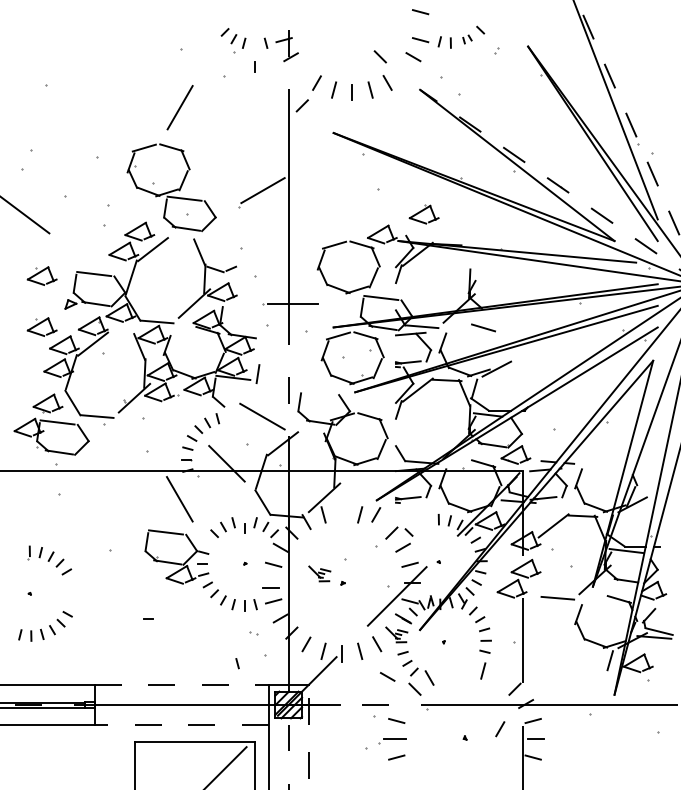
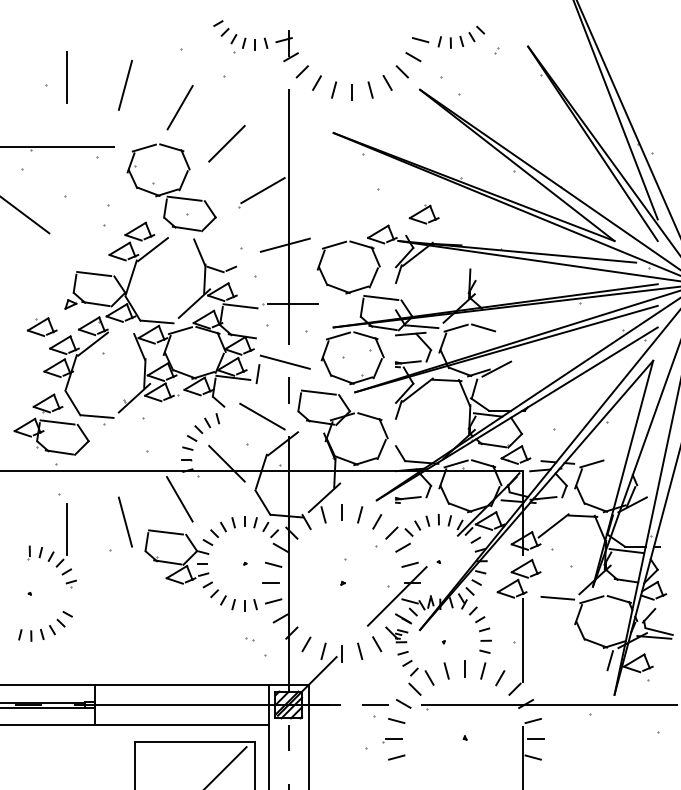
line: present -> none (420, 12)
line: none -> present (218, 23)
part size: 11x11 px -> 17x15 px (467, 39)
line position: (379, 56) -> (401, 71) (401, 71)
line position: (254, 66) -> (254, 44) (254, 44)
line: none -> present (66, 77)
line: none -> present (125, 84)
line position: (301, 105) -> (301, 71) (301, 71)
line: dashed -> solid (628, 119)
line: none -> present (226, 143)
line: none -> present (58, 146)
line: dashed -> solid (549, 179)
line: none -> present (284, 244)
part: present -> none (41, 275)
line: none -> present (240, 306)
line: none -> present (455, 327)
line: none -> present (180, 330)
line: none -> present (284, 361)
line: none -> present (318, 392)
line: none -> present (455, 463)
line: none -> present (591, 463)
line: none -> present (341, 512)
line position: (376, 514) -> (377, 521) (377, 521)
line: none -> present (125, 521)
part: none -> present (422, 522)
line position: (244, 528) -> (244, 521) (244, 521)
line: none -> present (66, 529)
line: none -> present (207, 542)
part: present -> none (319, 573)
part: none -> present (70, 583)
line position: (270, 587) -> (270, 582) (270, 582)
line: none -> present (591, 599)
line: present -> none (148, 618)
part position: (253, 633) -> (249, 639) (249, 639)
line: present -> none (237, 663)
line: none -> present (464, 668)
line: none -> present (446, 670)
line position: (387, 676) -> (403, 703) (403, 703)
line: dashed -> solid (181, 684)
line: dashed -> solid (181, 725)
line position: (500, 729) -> (500, 678) (500, 678)
line: dashed -> solid (308, 736)
part size: 29x7 px -> 21x6 px (392, 740)
